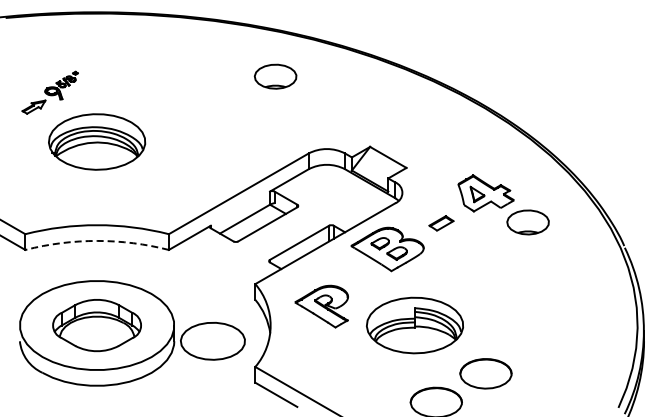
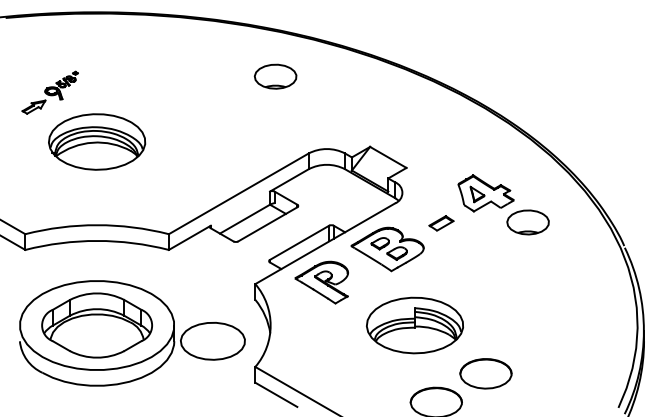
arc: dashed -> solid (97, 240)
part position: (321, 306) -> (321, 282) (321, 282)
part size: 90x54 px -> 112x67 px (96, 325)
